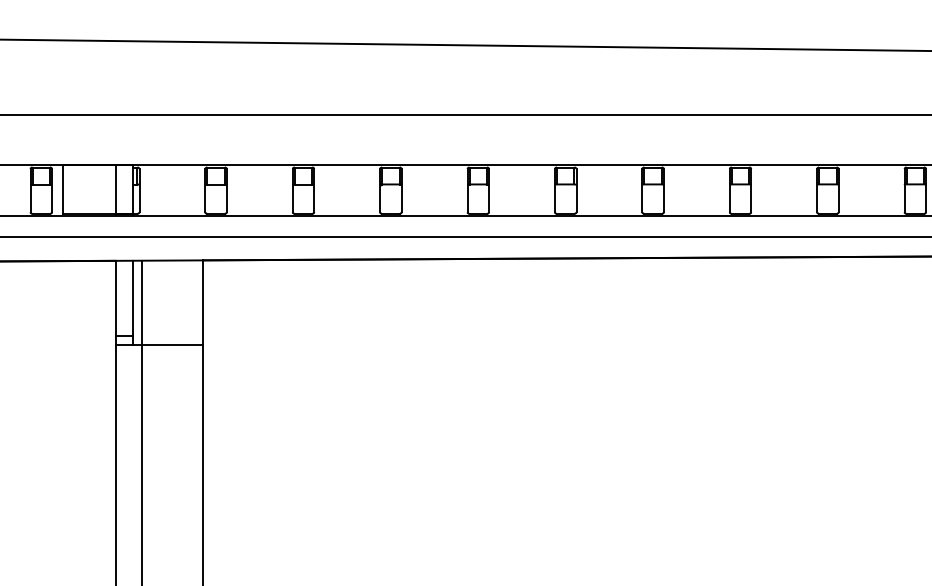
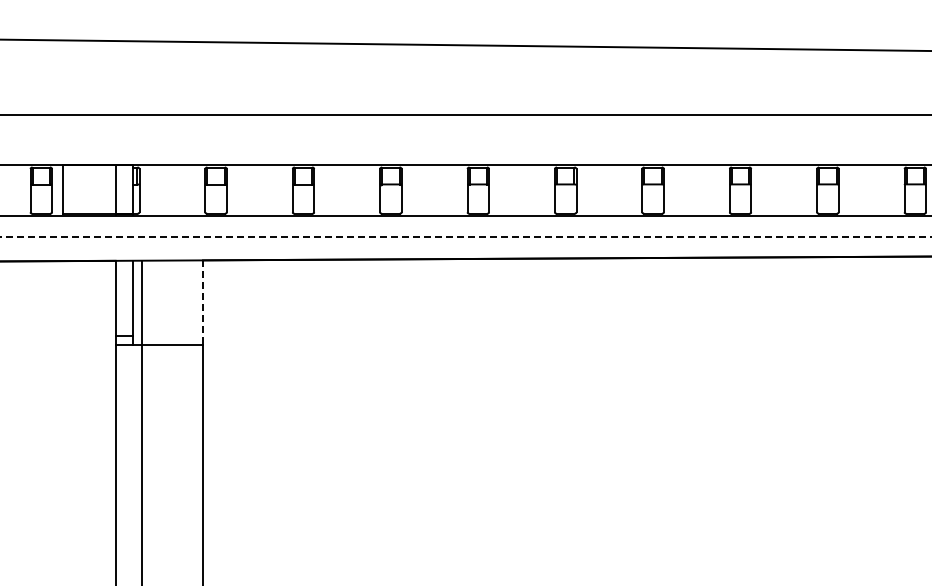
line: solid -> dashed (465, 237)
line: solid -> dashed (202, 303)
